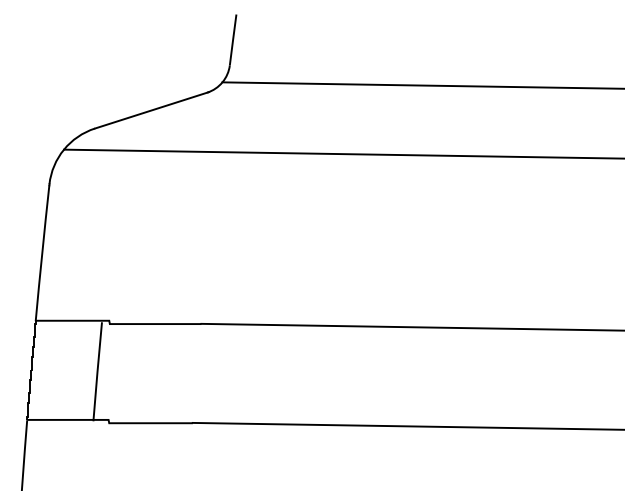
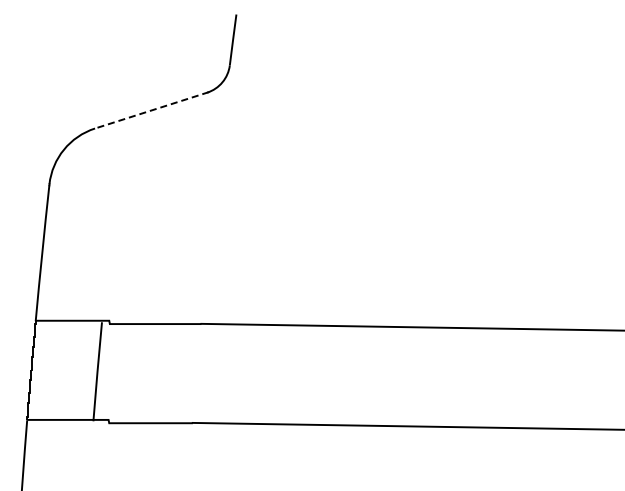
line: present -> none (421, 85)
line: solid -> dashed (152, 110)
line: present -> none (342, 153)
